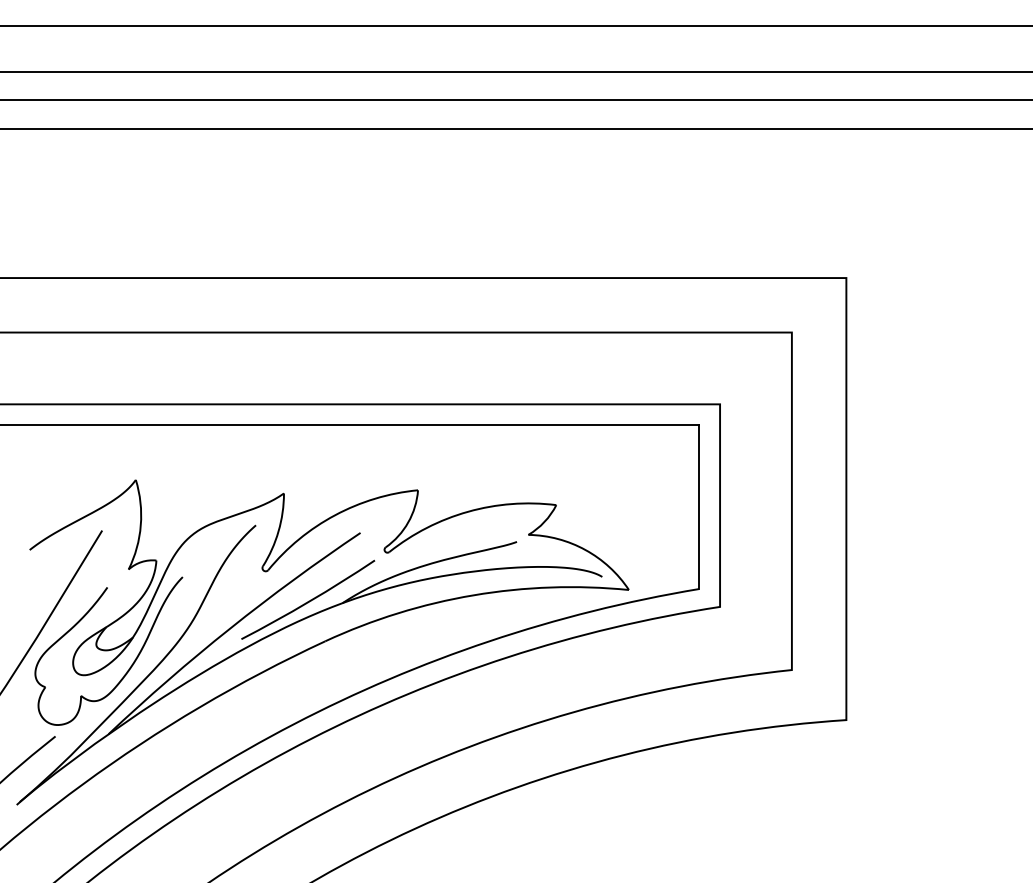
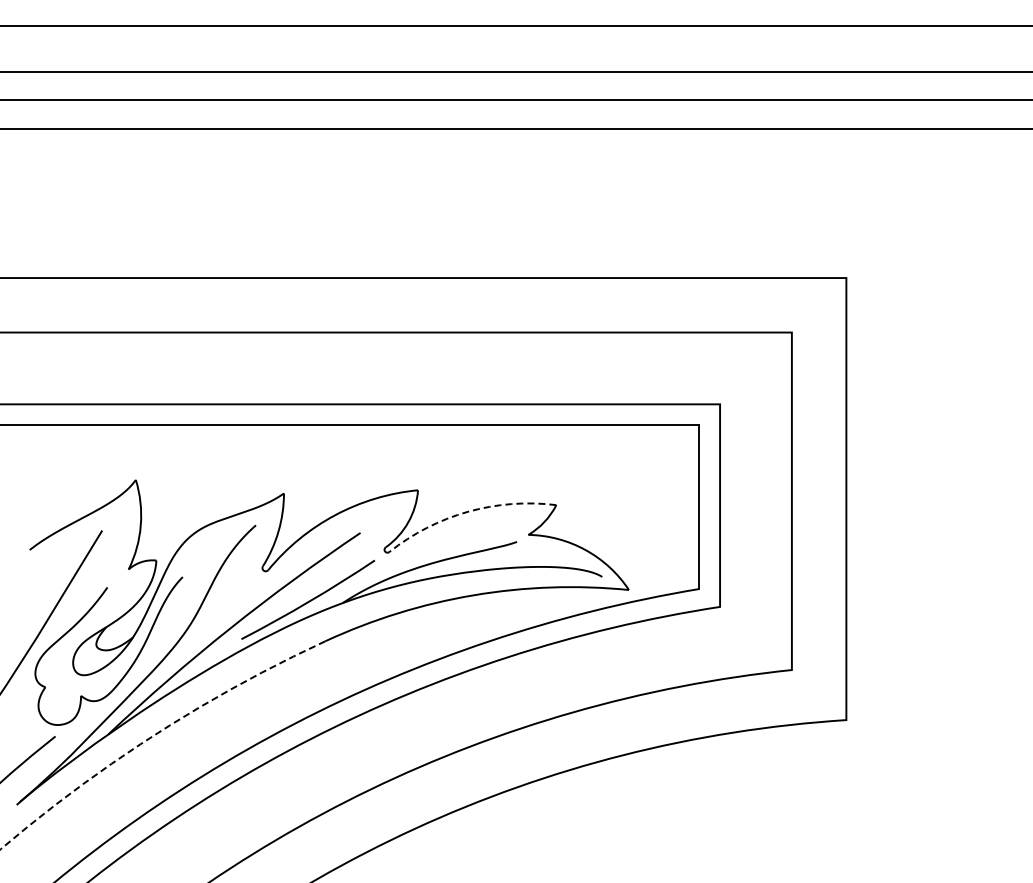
arc: solid -> dashed (468, 511)
arc: solid -> dashed (155, 734)
